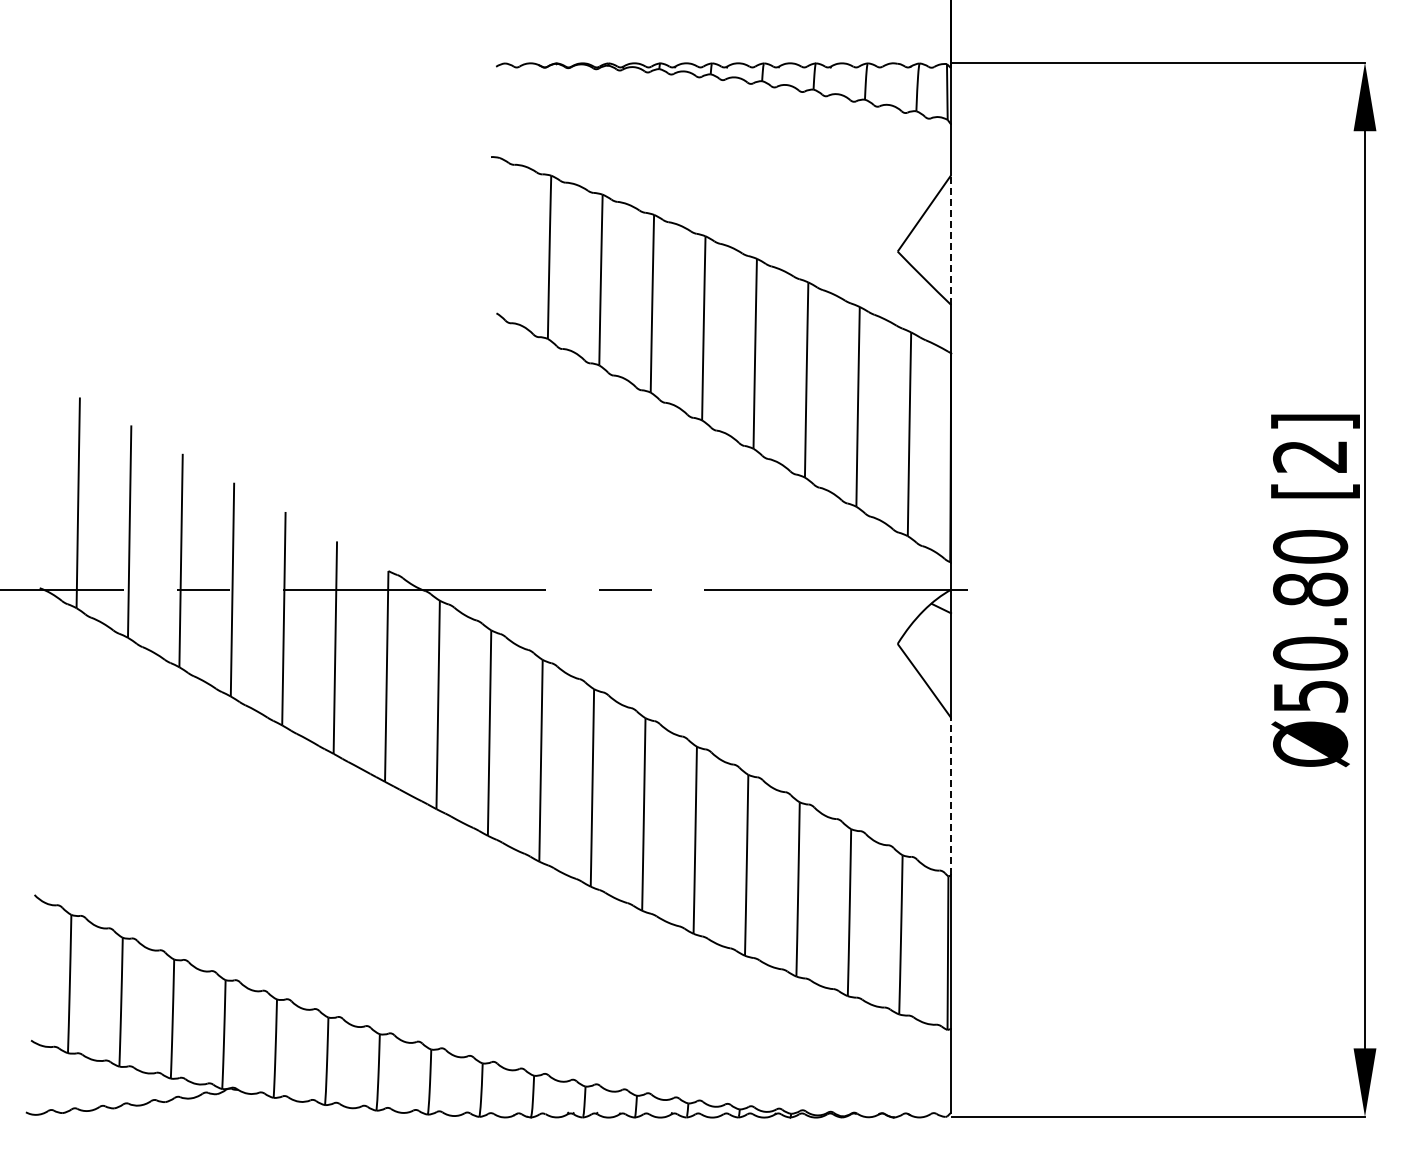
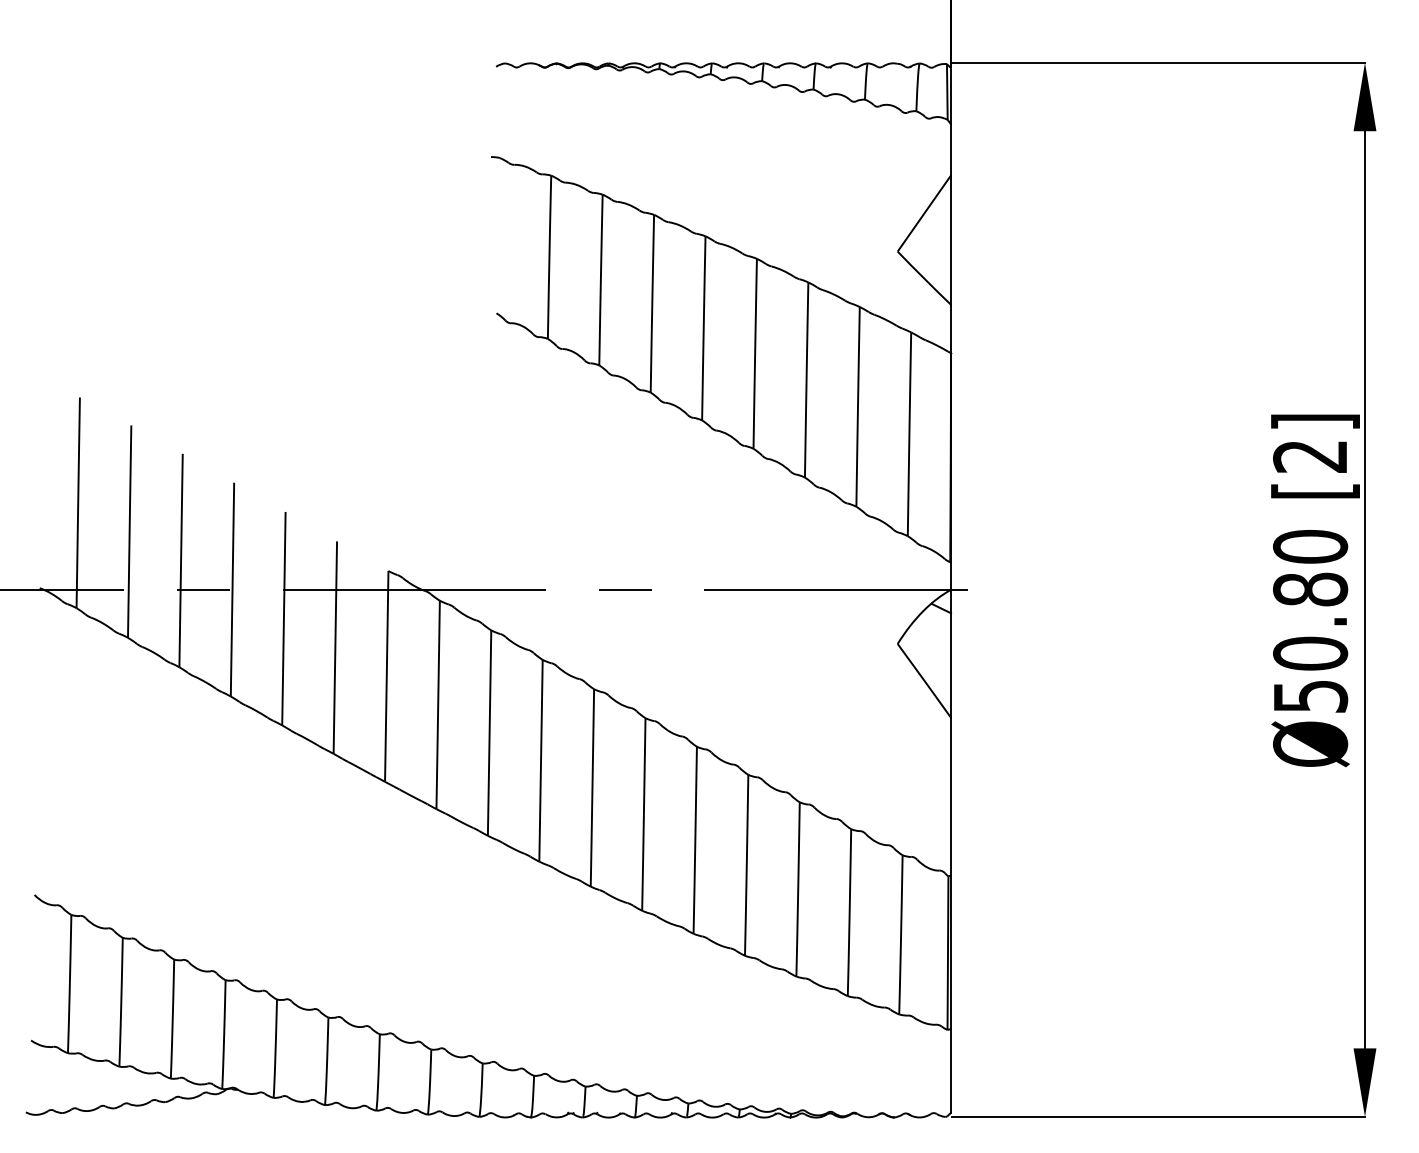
line: dashed -> solid (951, 240)
line: dashed -> solid (951, 796)
